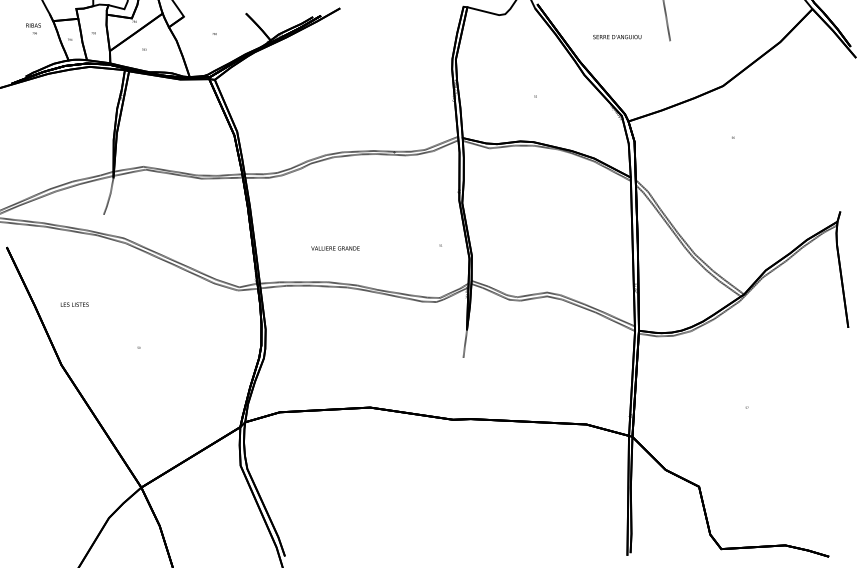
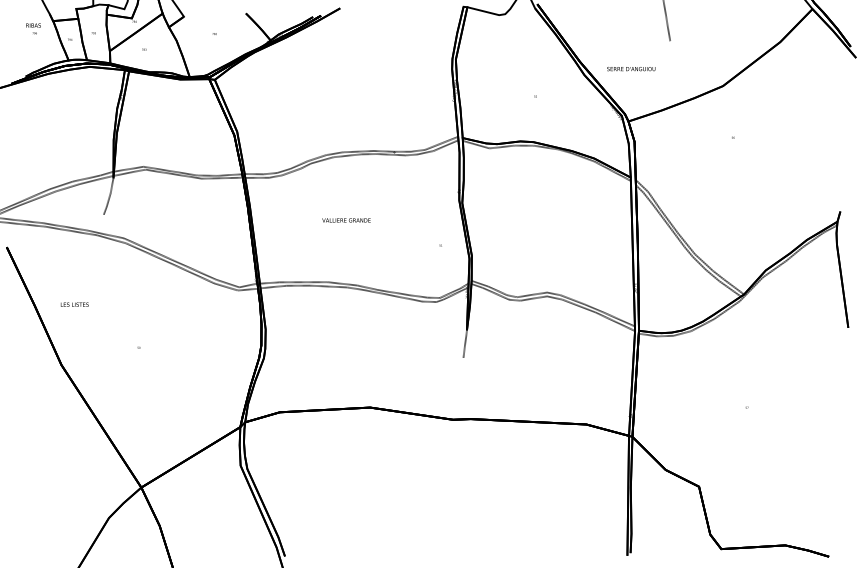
text position: (617, 37) -> (631, 69) (631, 69)
text position: (335, 248) -> (346, 220) (346, 220)
